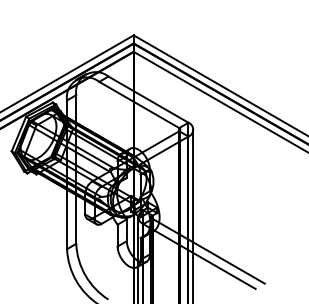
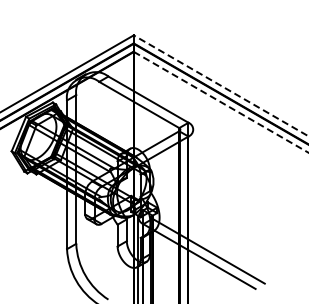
line: solid -> dashed (221, 85)
line: solid -> dashed (221, 102)
line: present -> none (193, 214)
